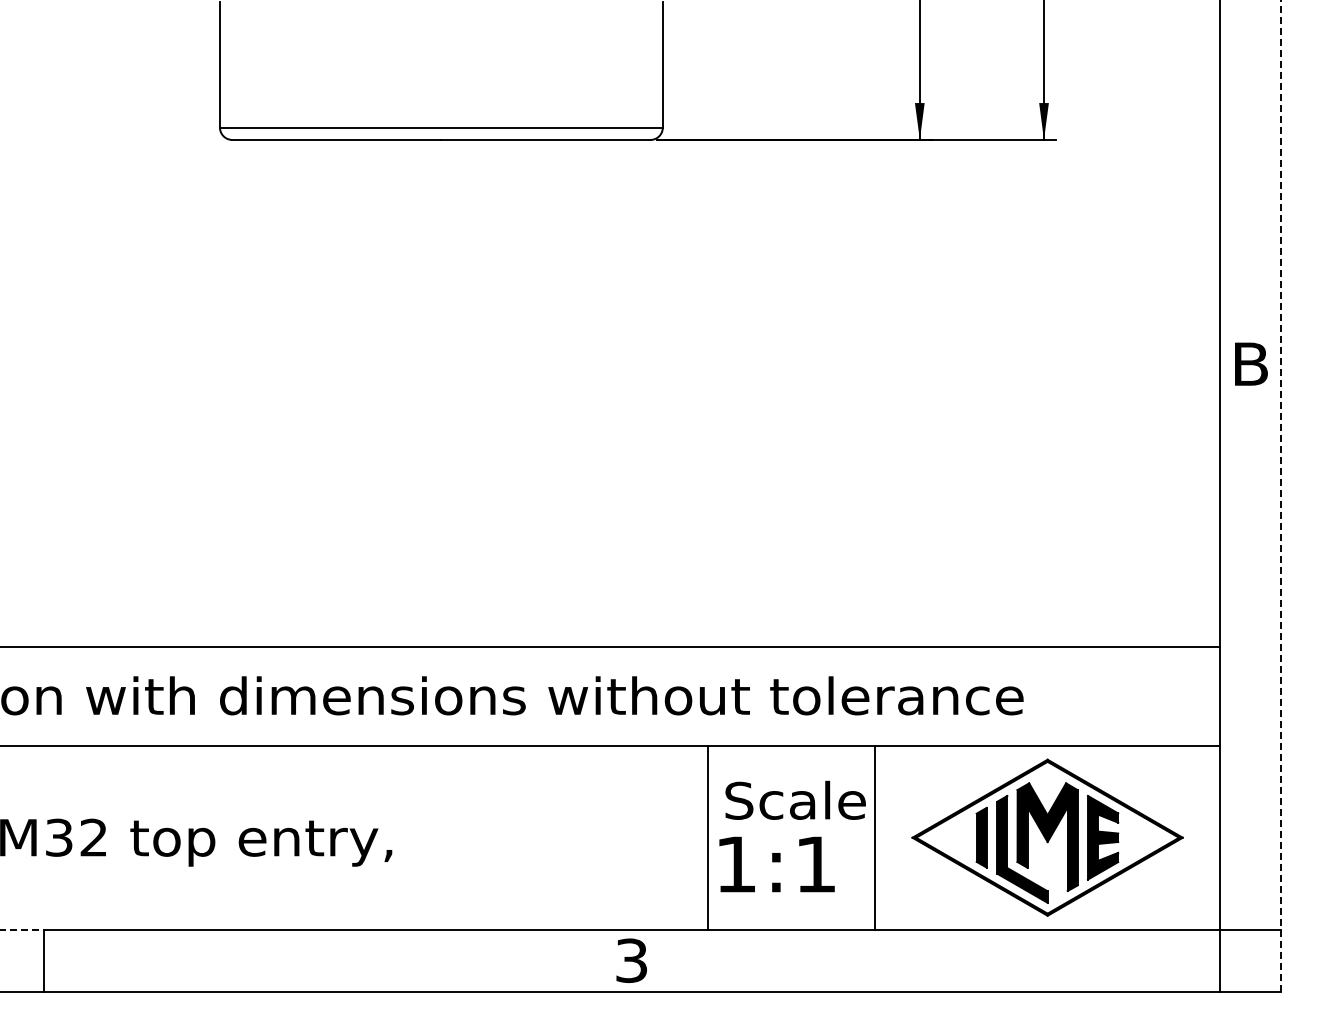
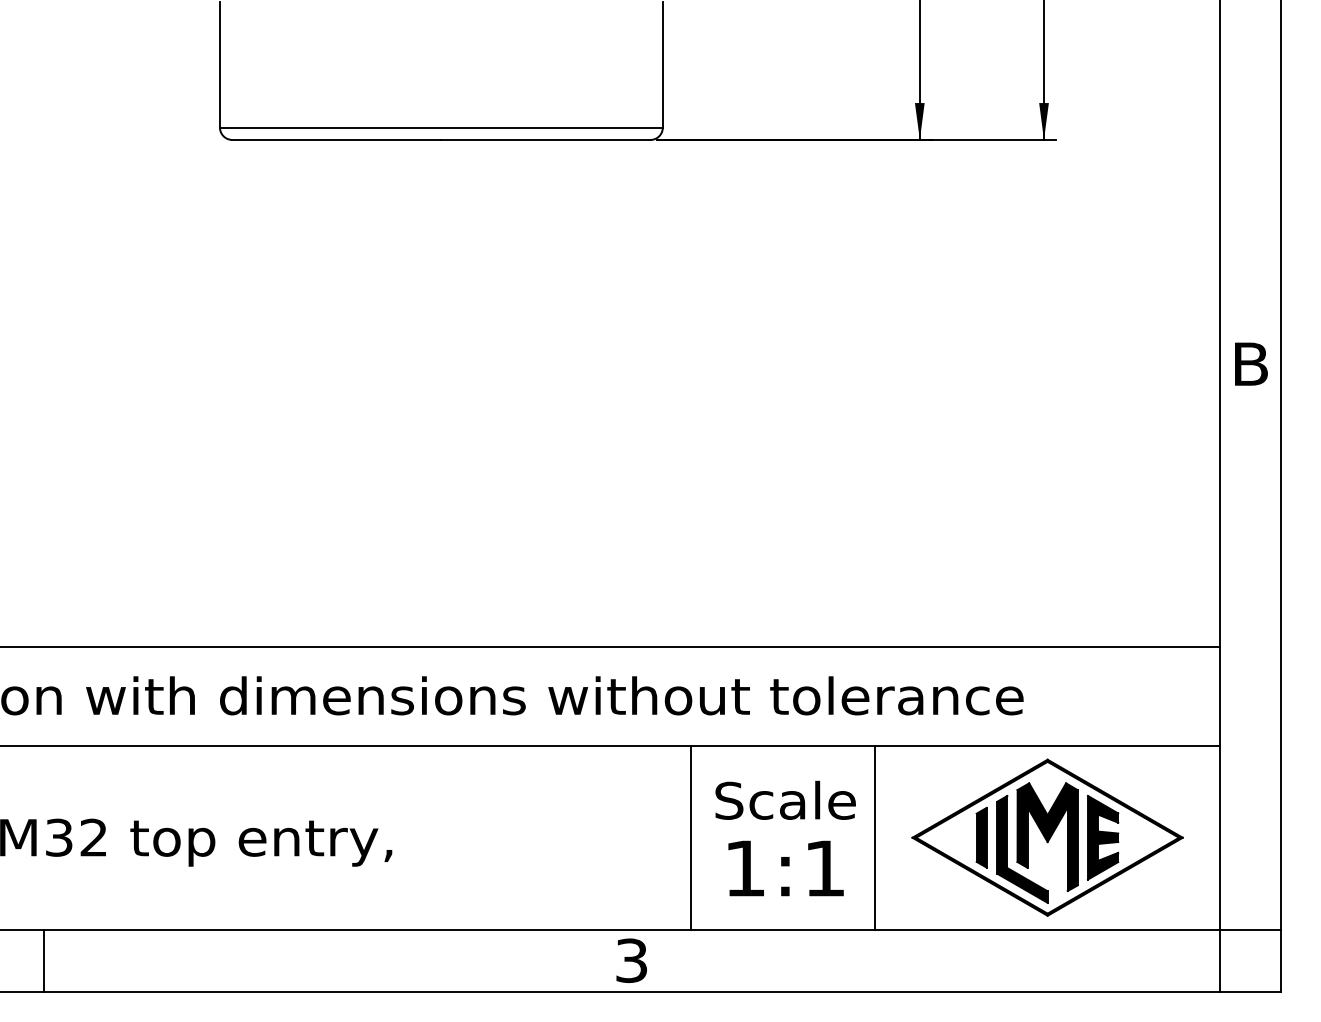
line: dashed -> solid (1281, 495)
text position: (795, 799) -> (785, 799) (785, 799)
line position: (707, 837) -> (690, 837) (690, 837)
text position: (776, 864) -> (785, 868) (785, 868)
line: dashed -> solid (22, 930)
